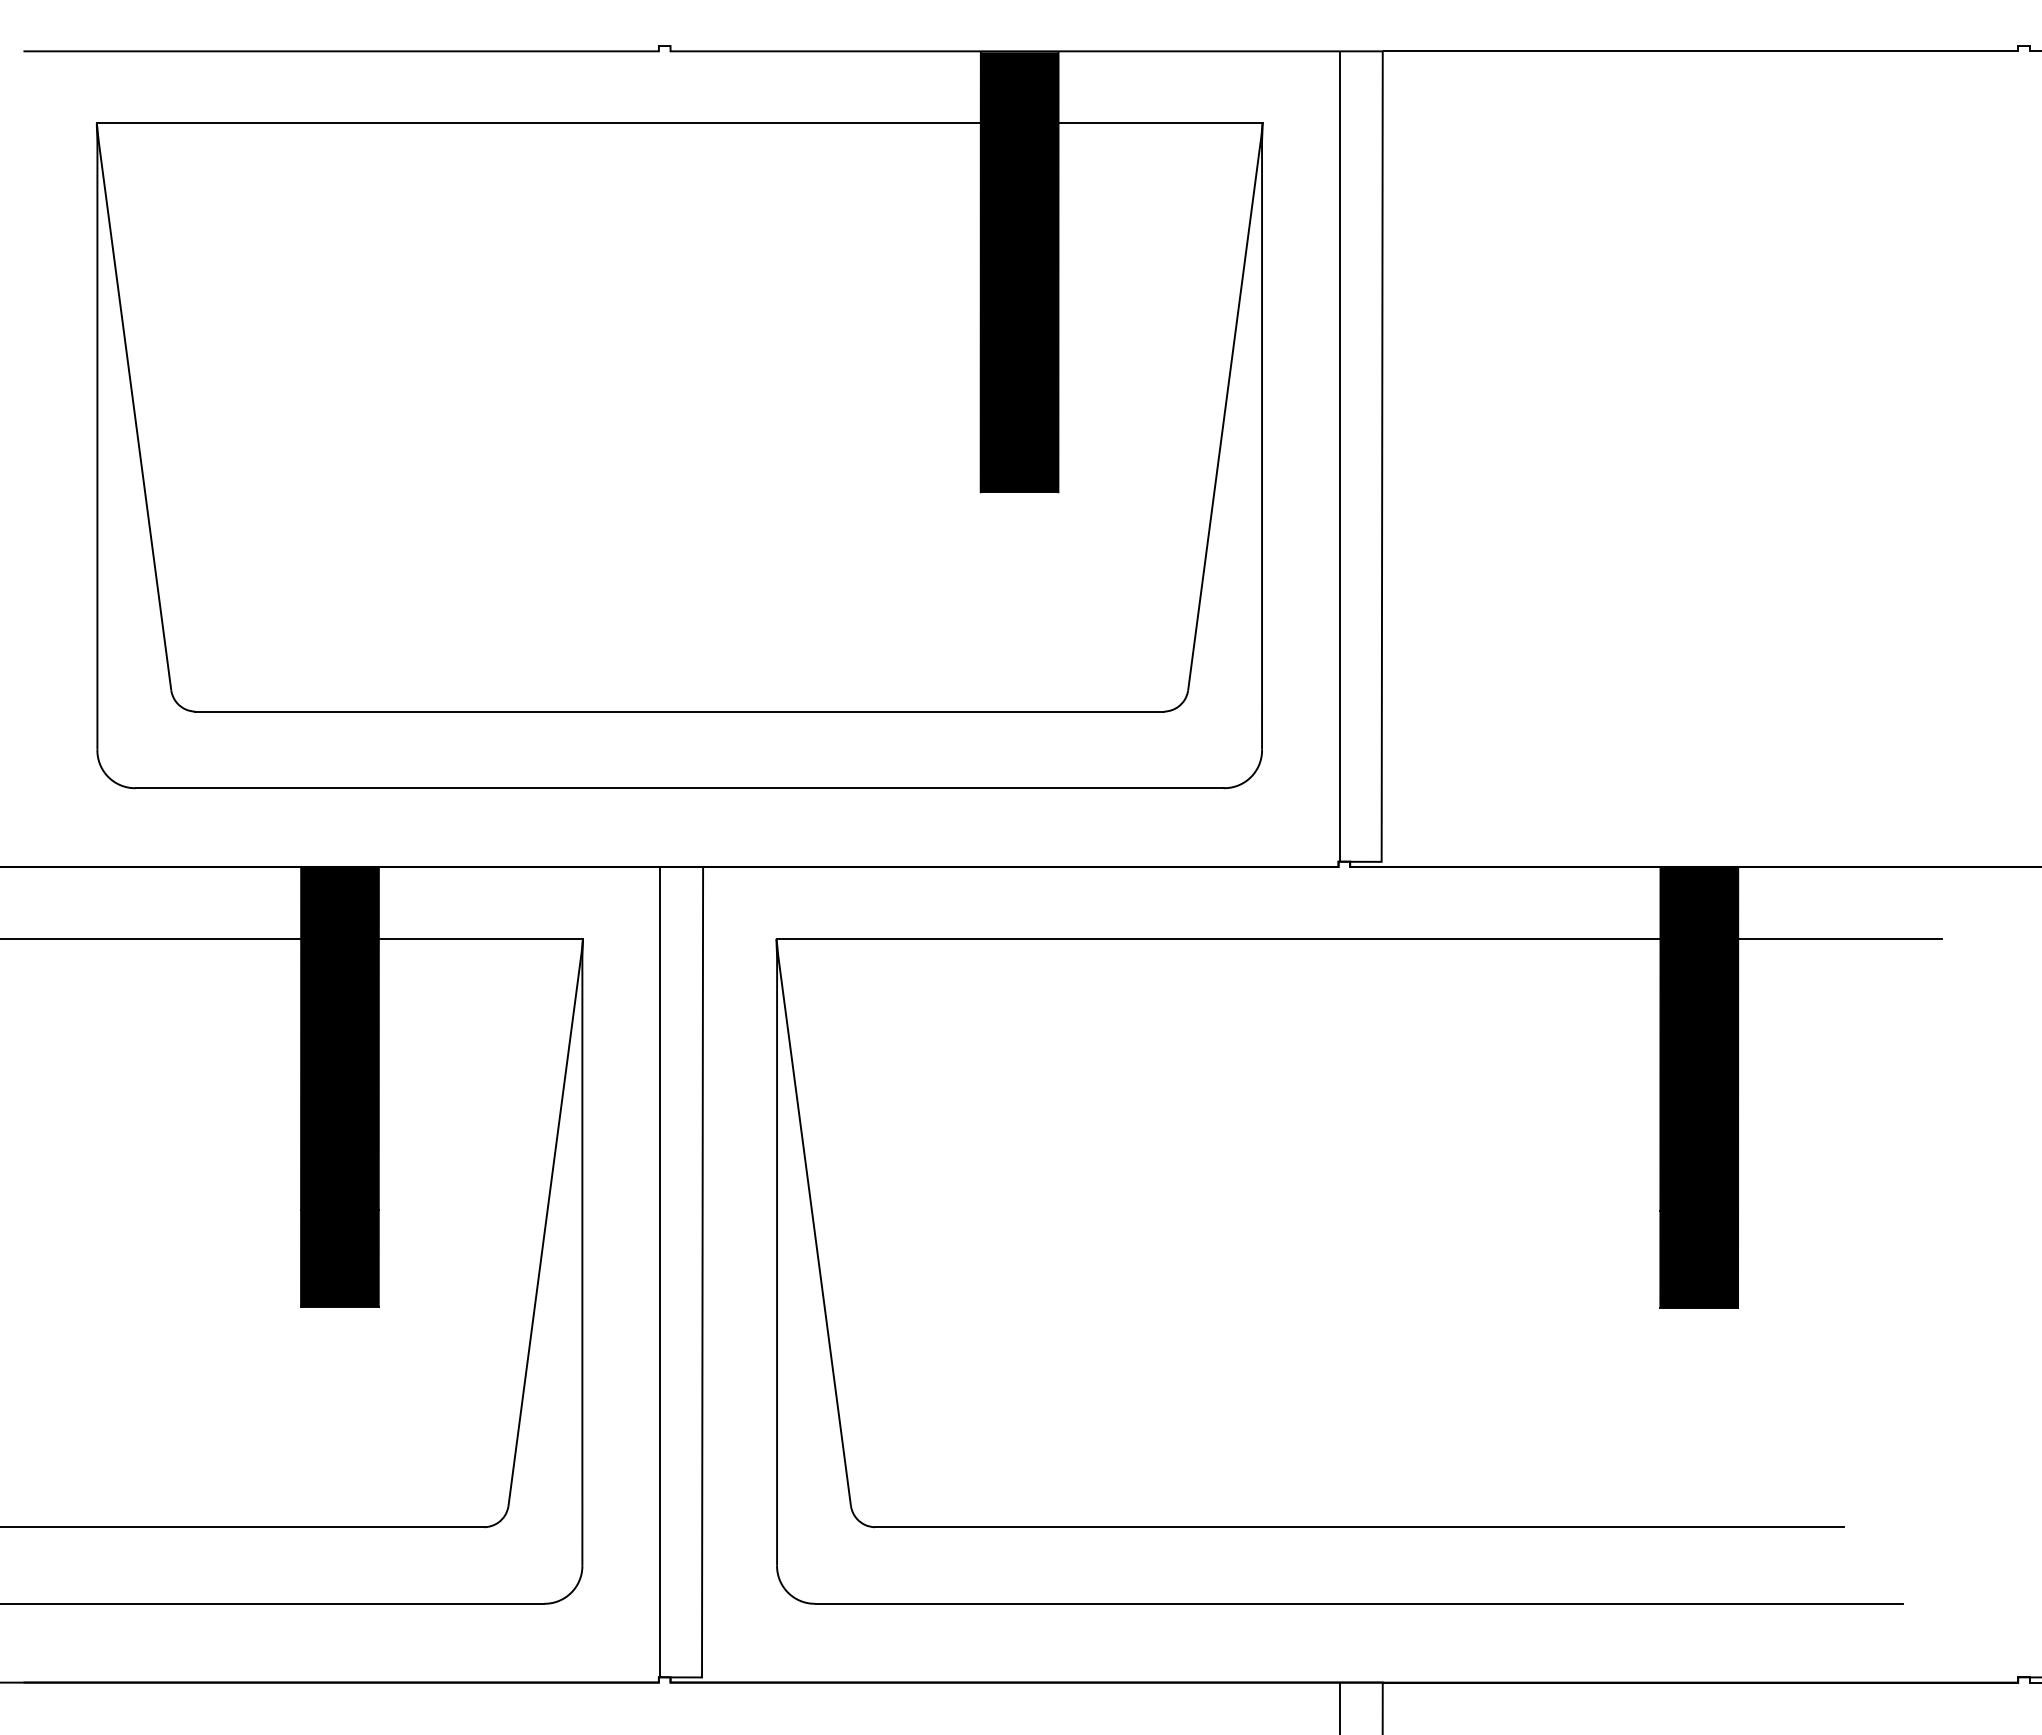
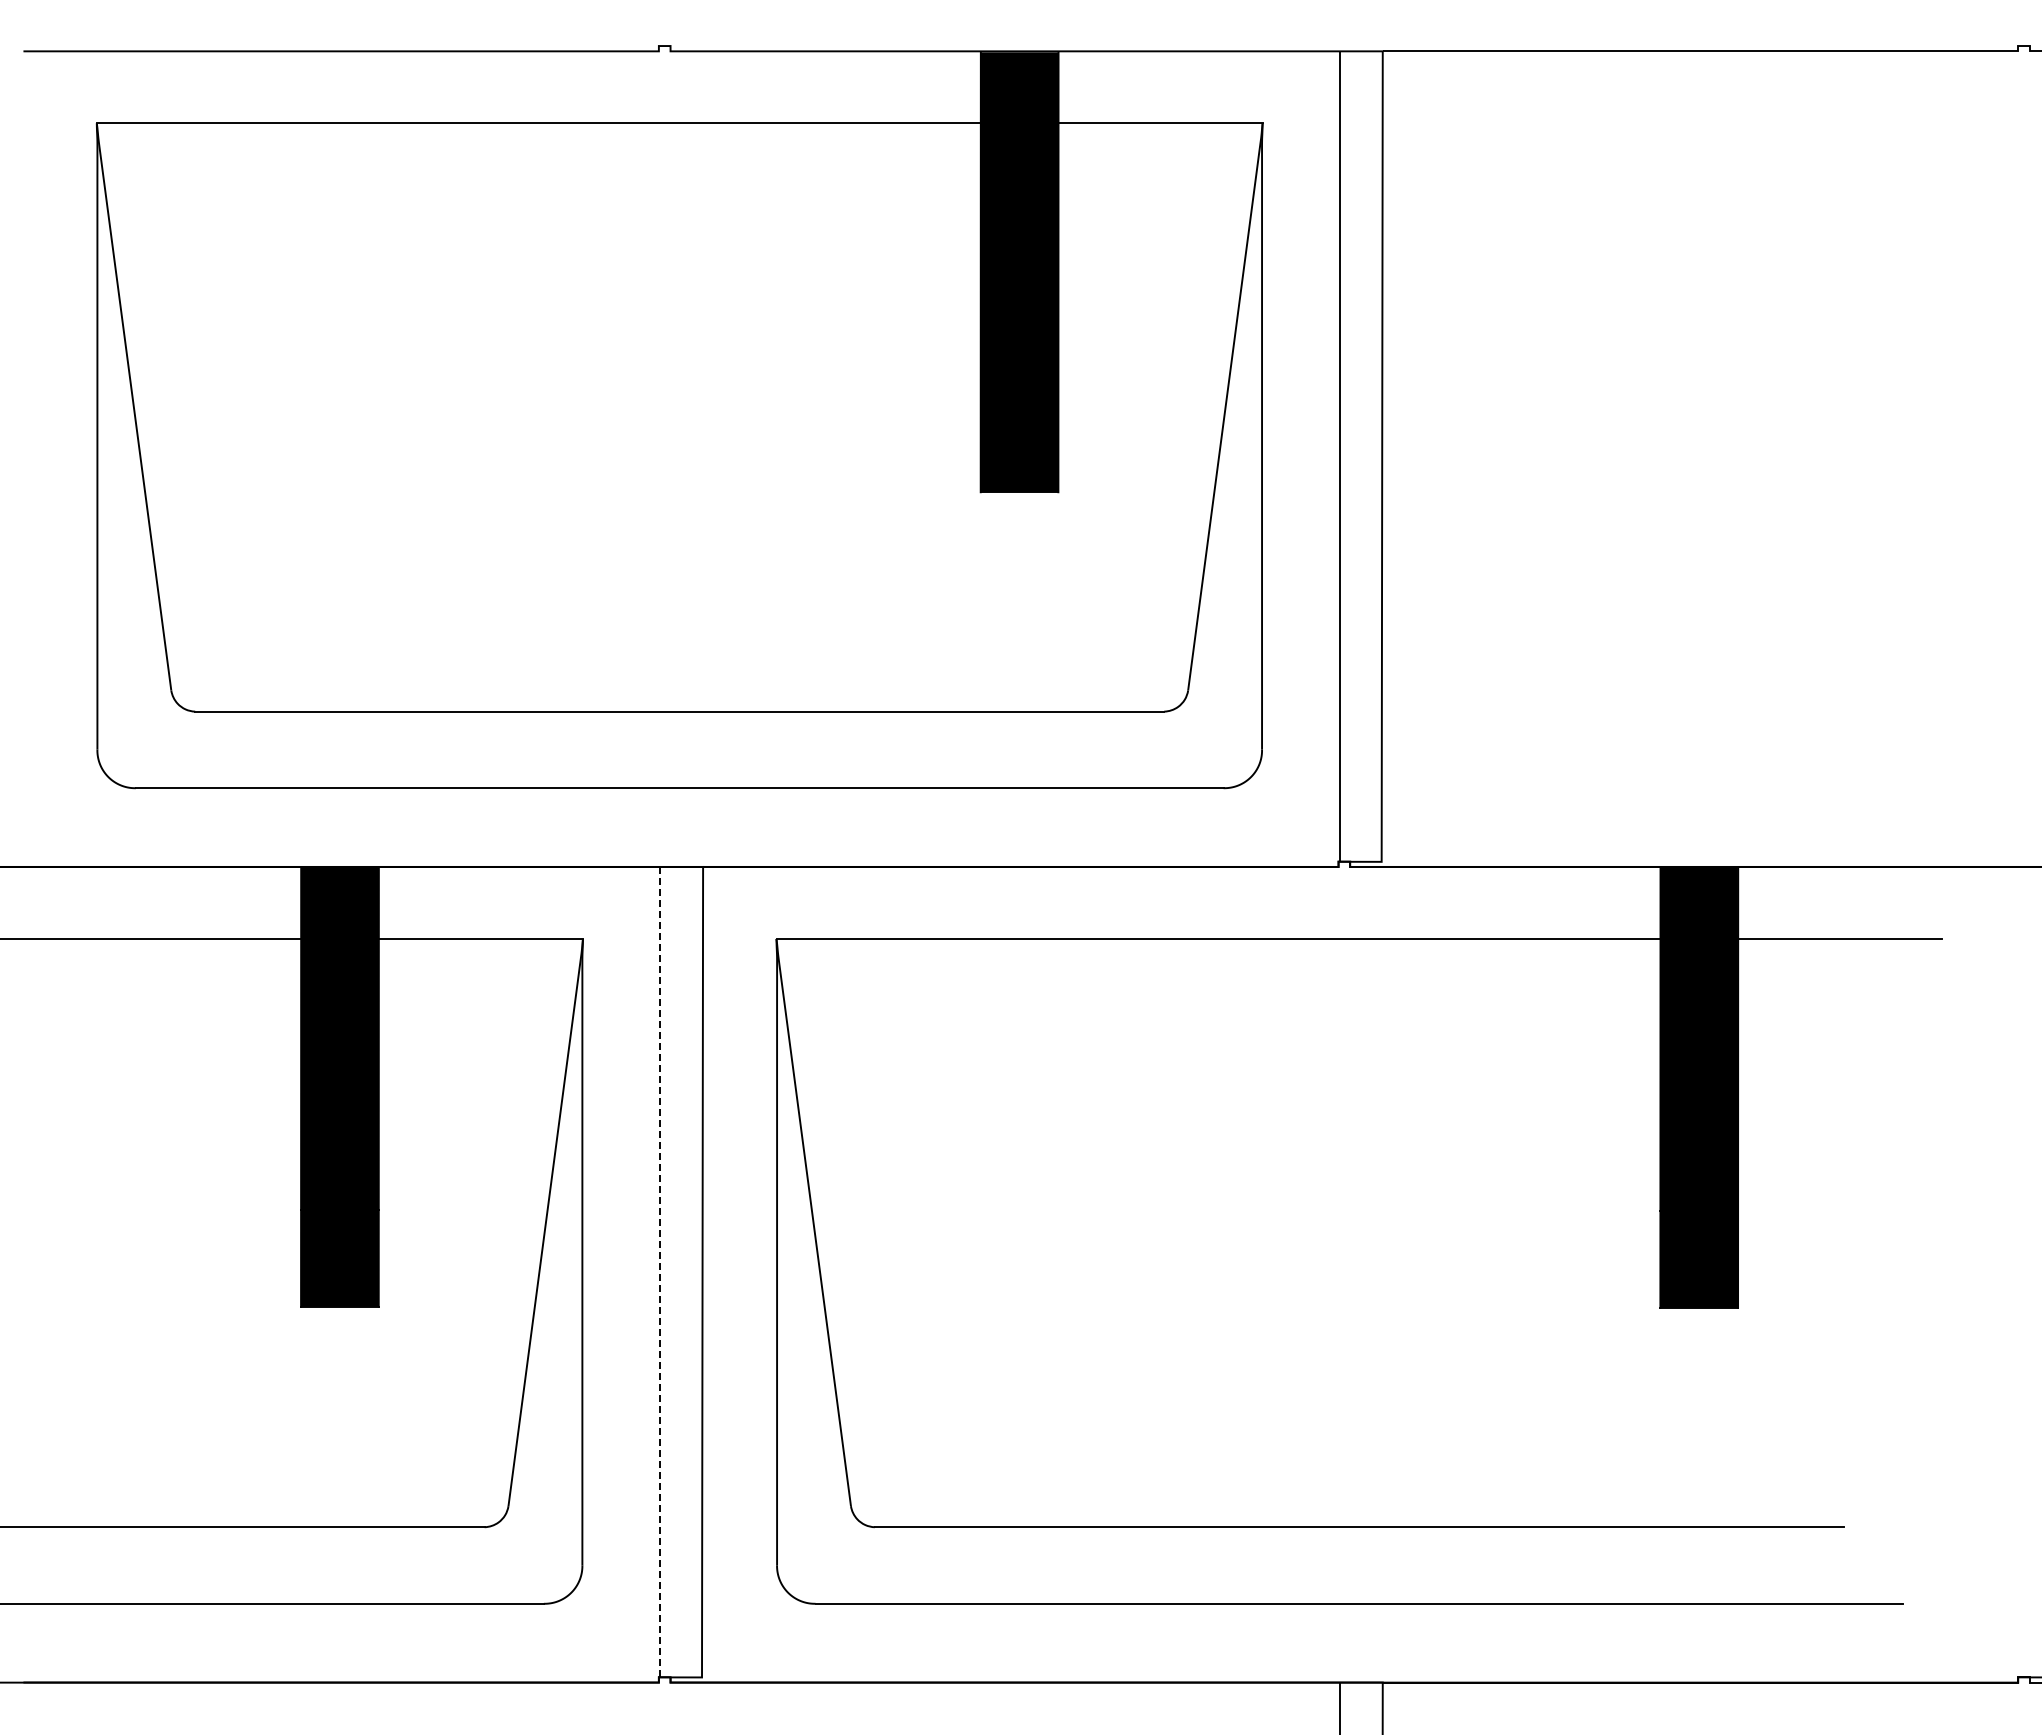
line: solid -> dashed (659, 1272)
